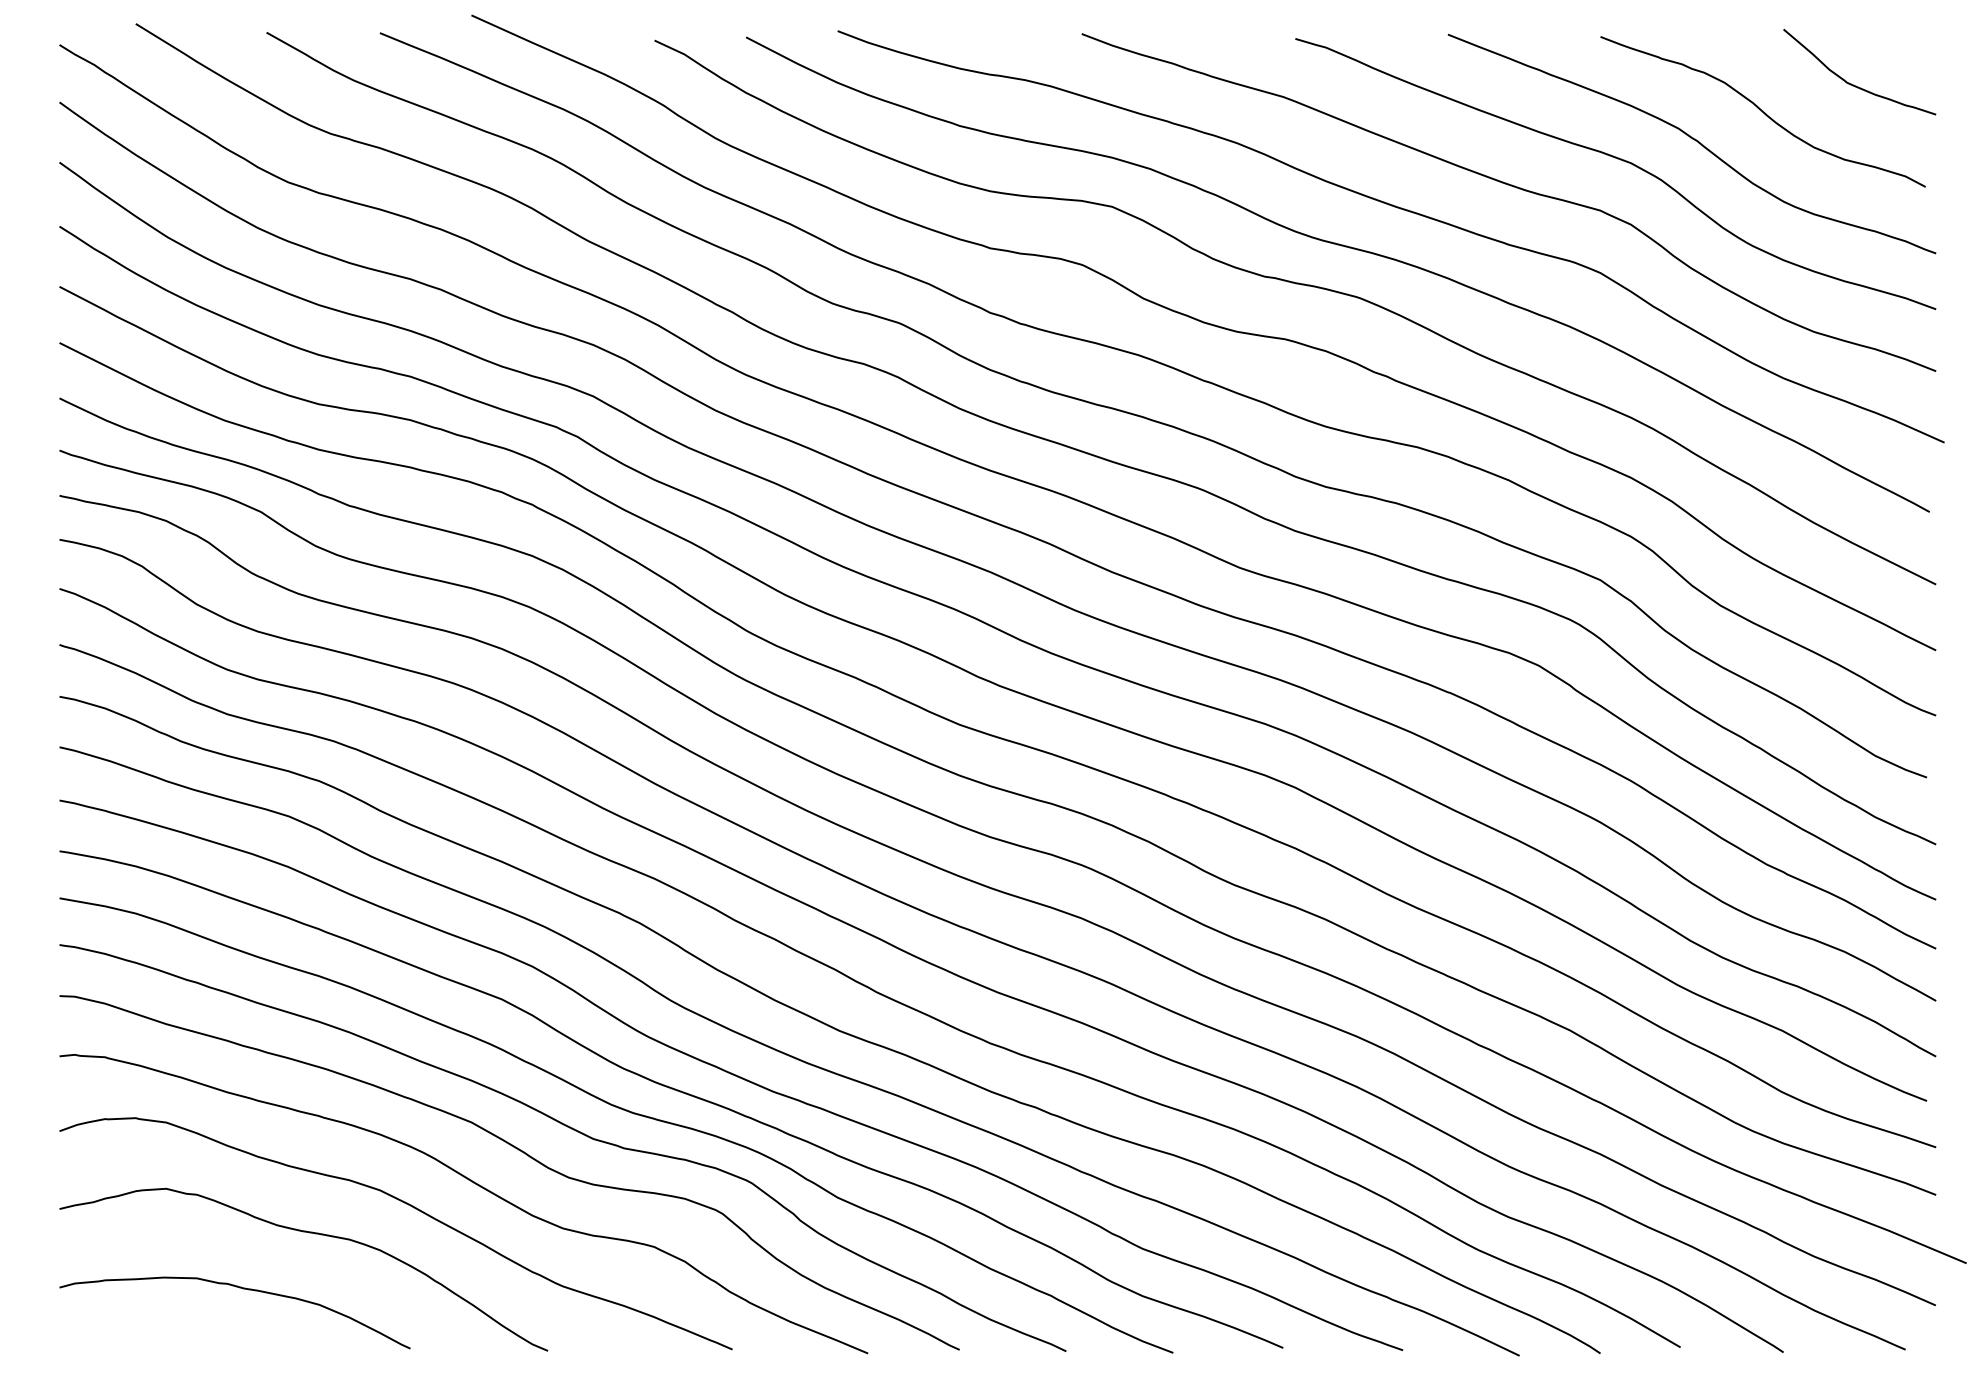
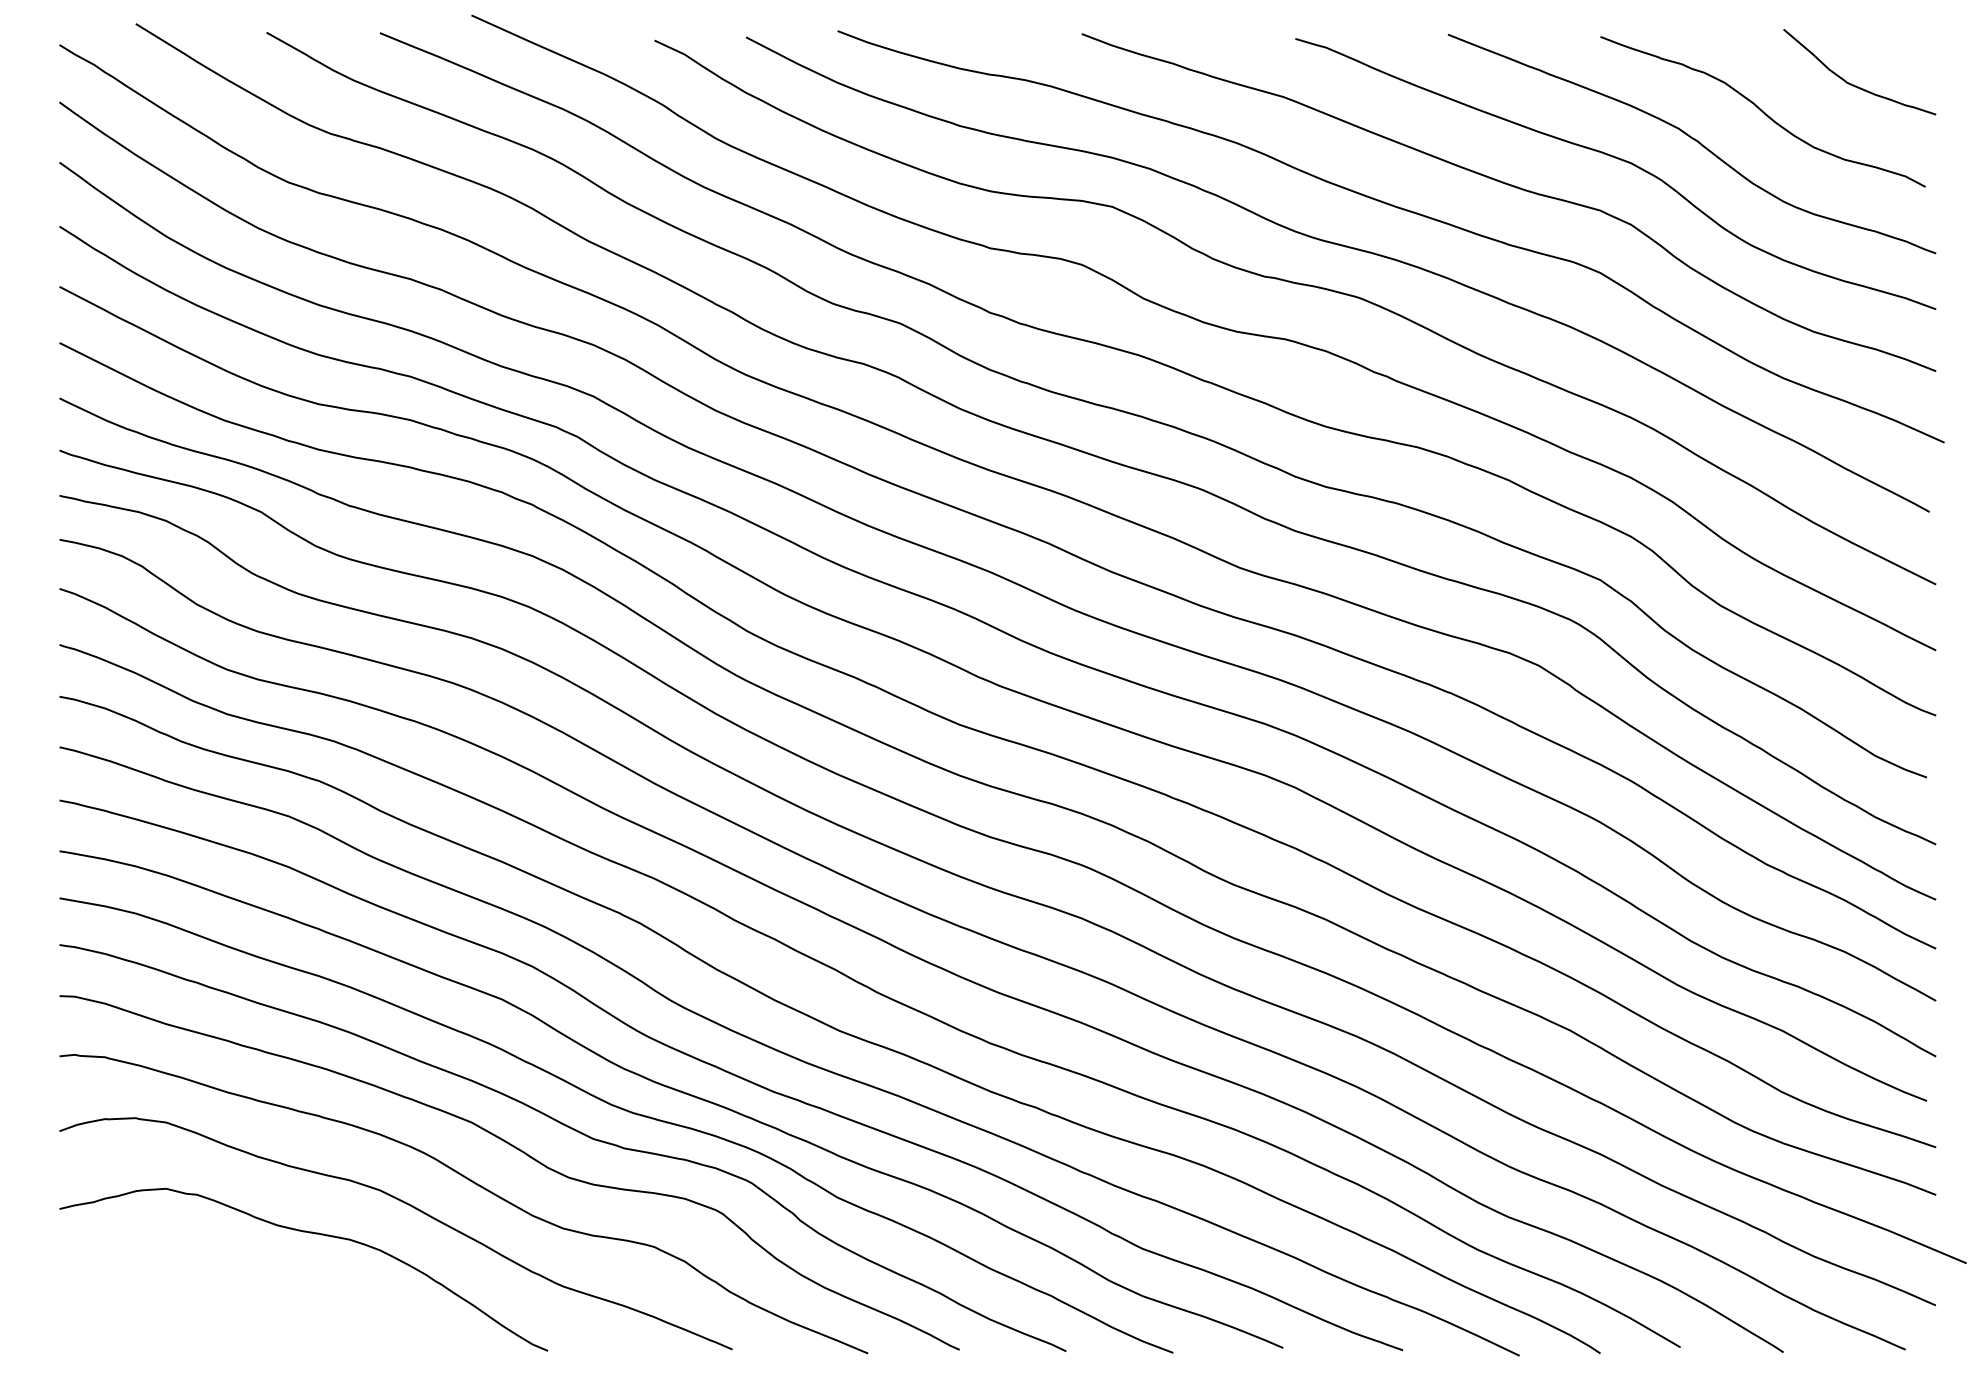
curve: present -> none (239, 1288)
